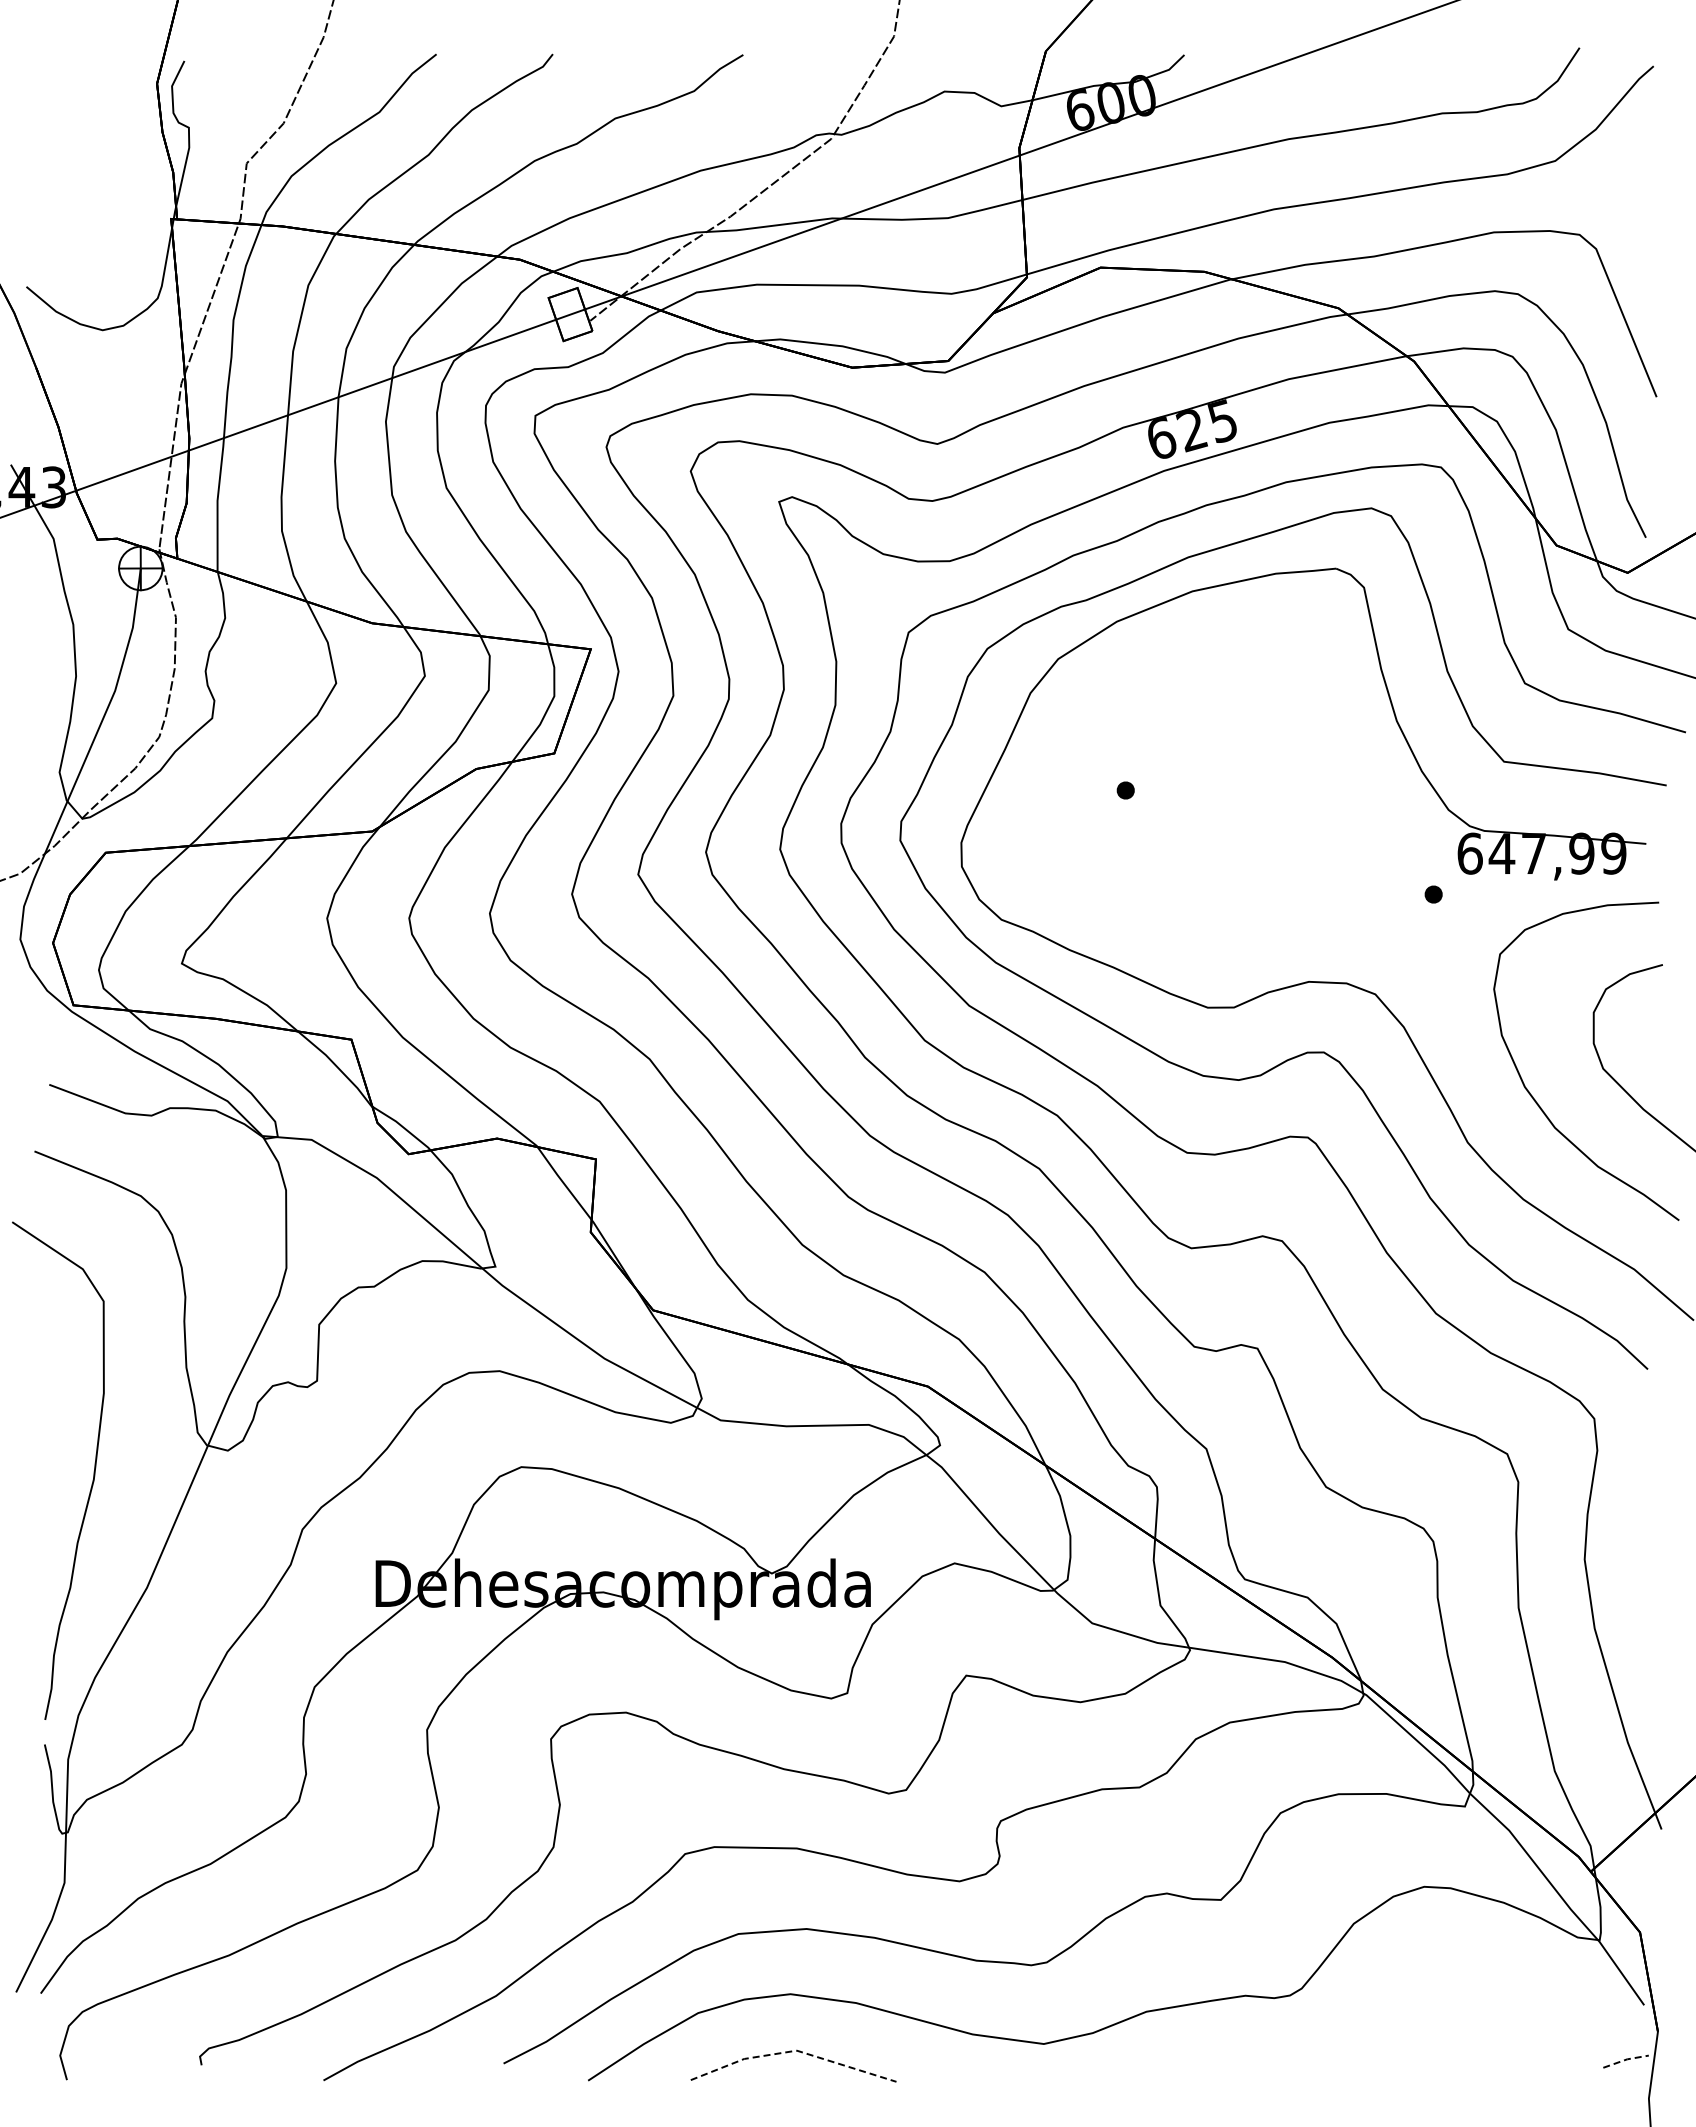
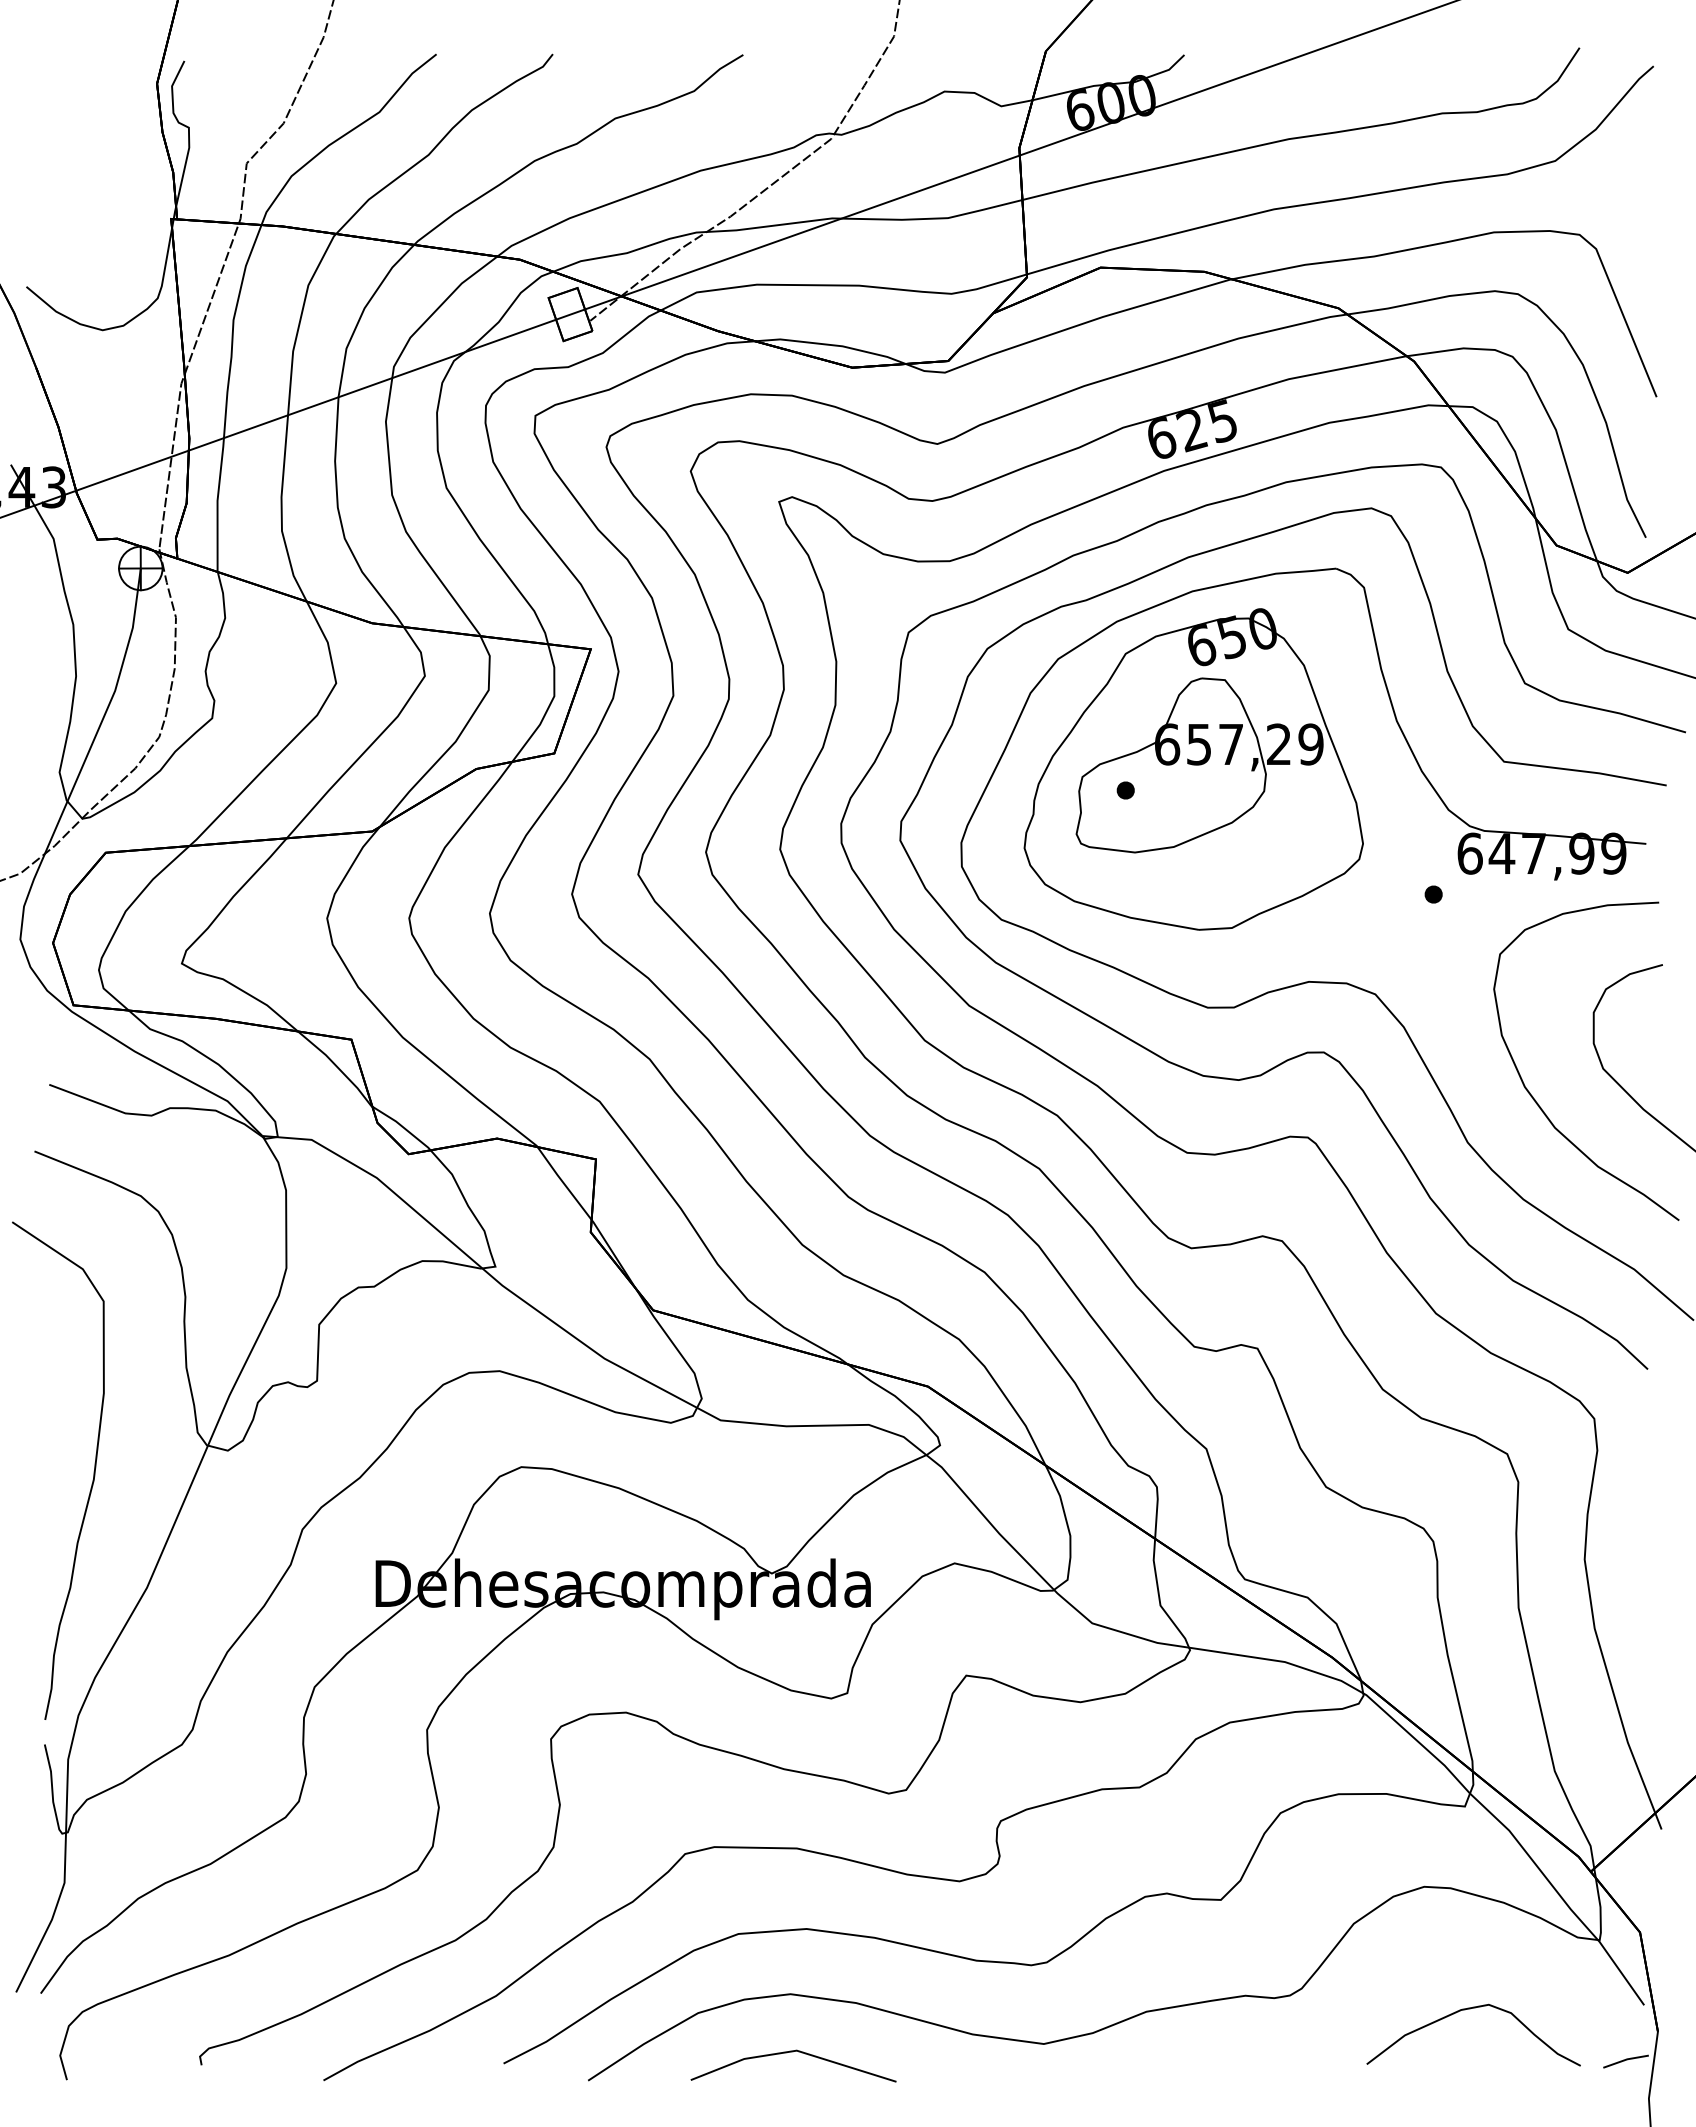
part: none -> present (1193, 769)
curve: none -> present (1470, 2009)
line: dashed -> solid (793, 2051)
line: dashed -> solid (1626, 2059)
